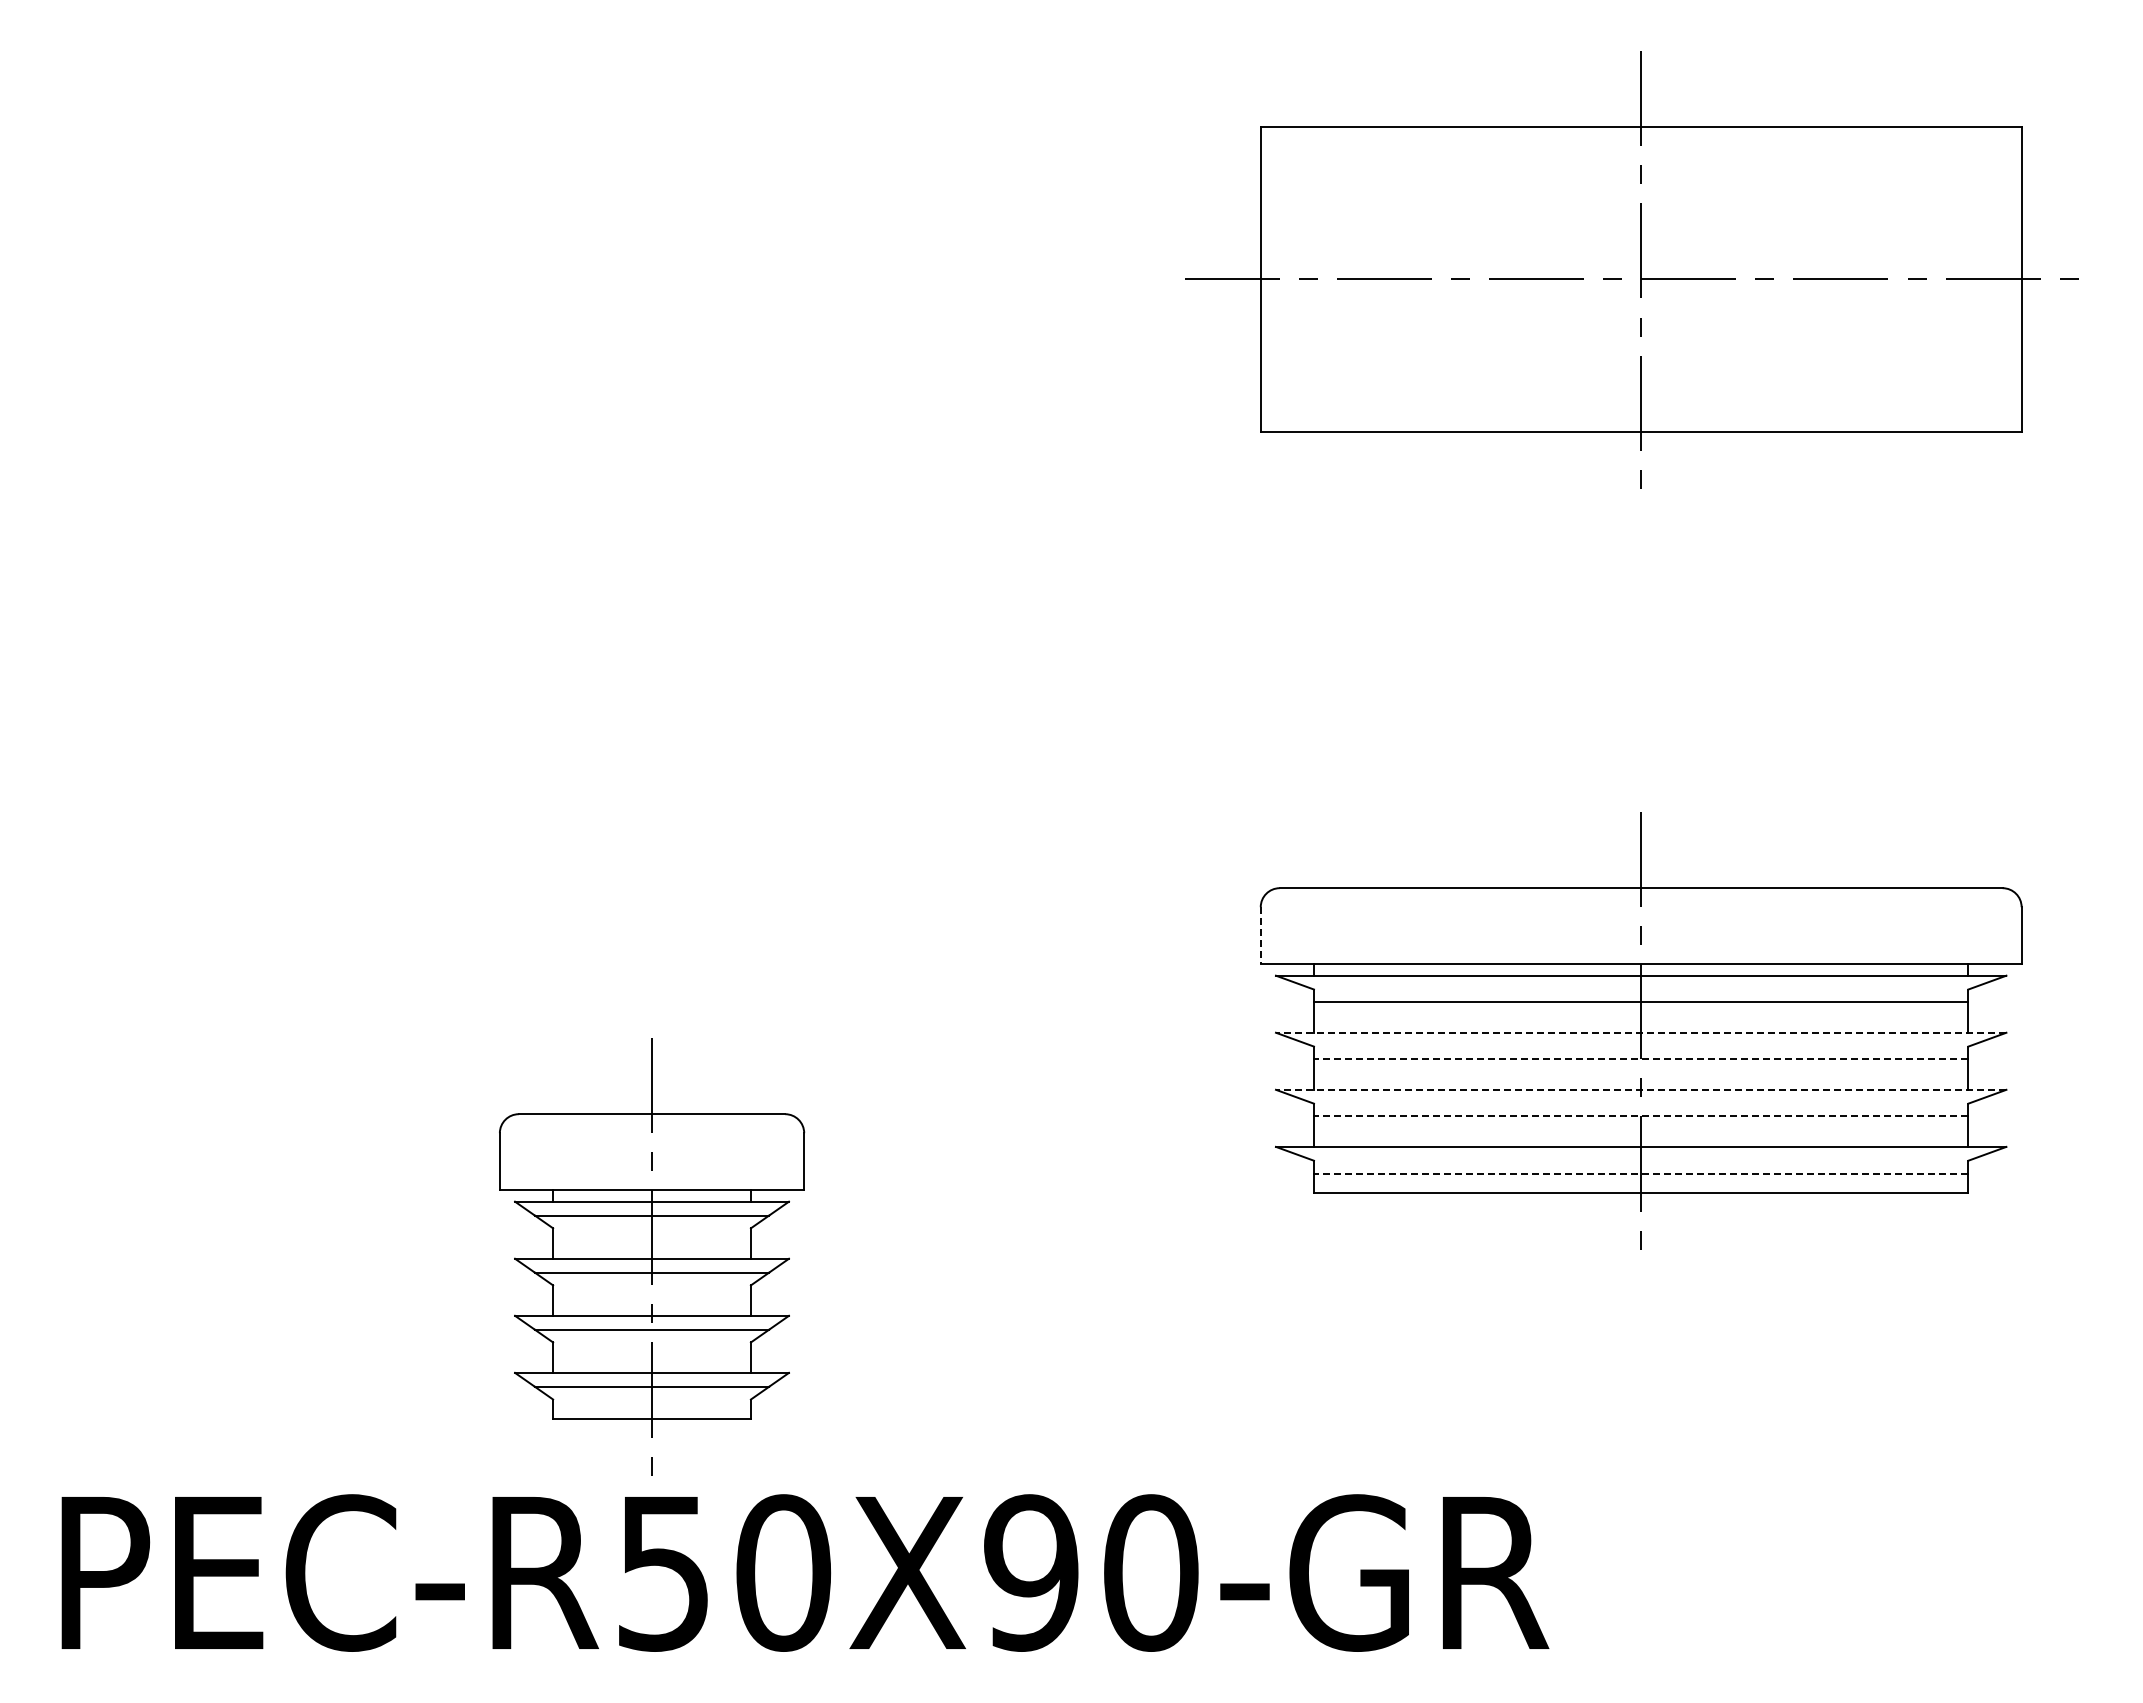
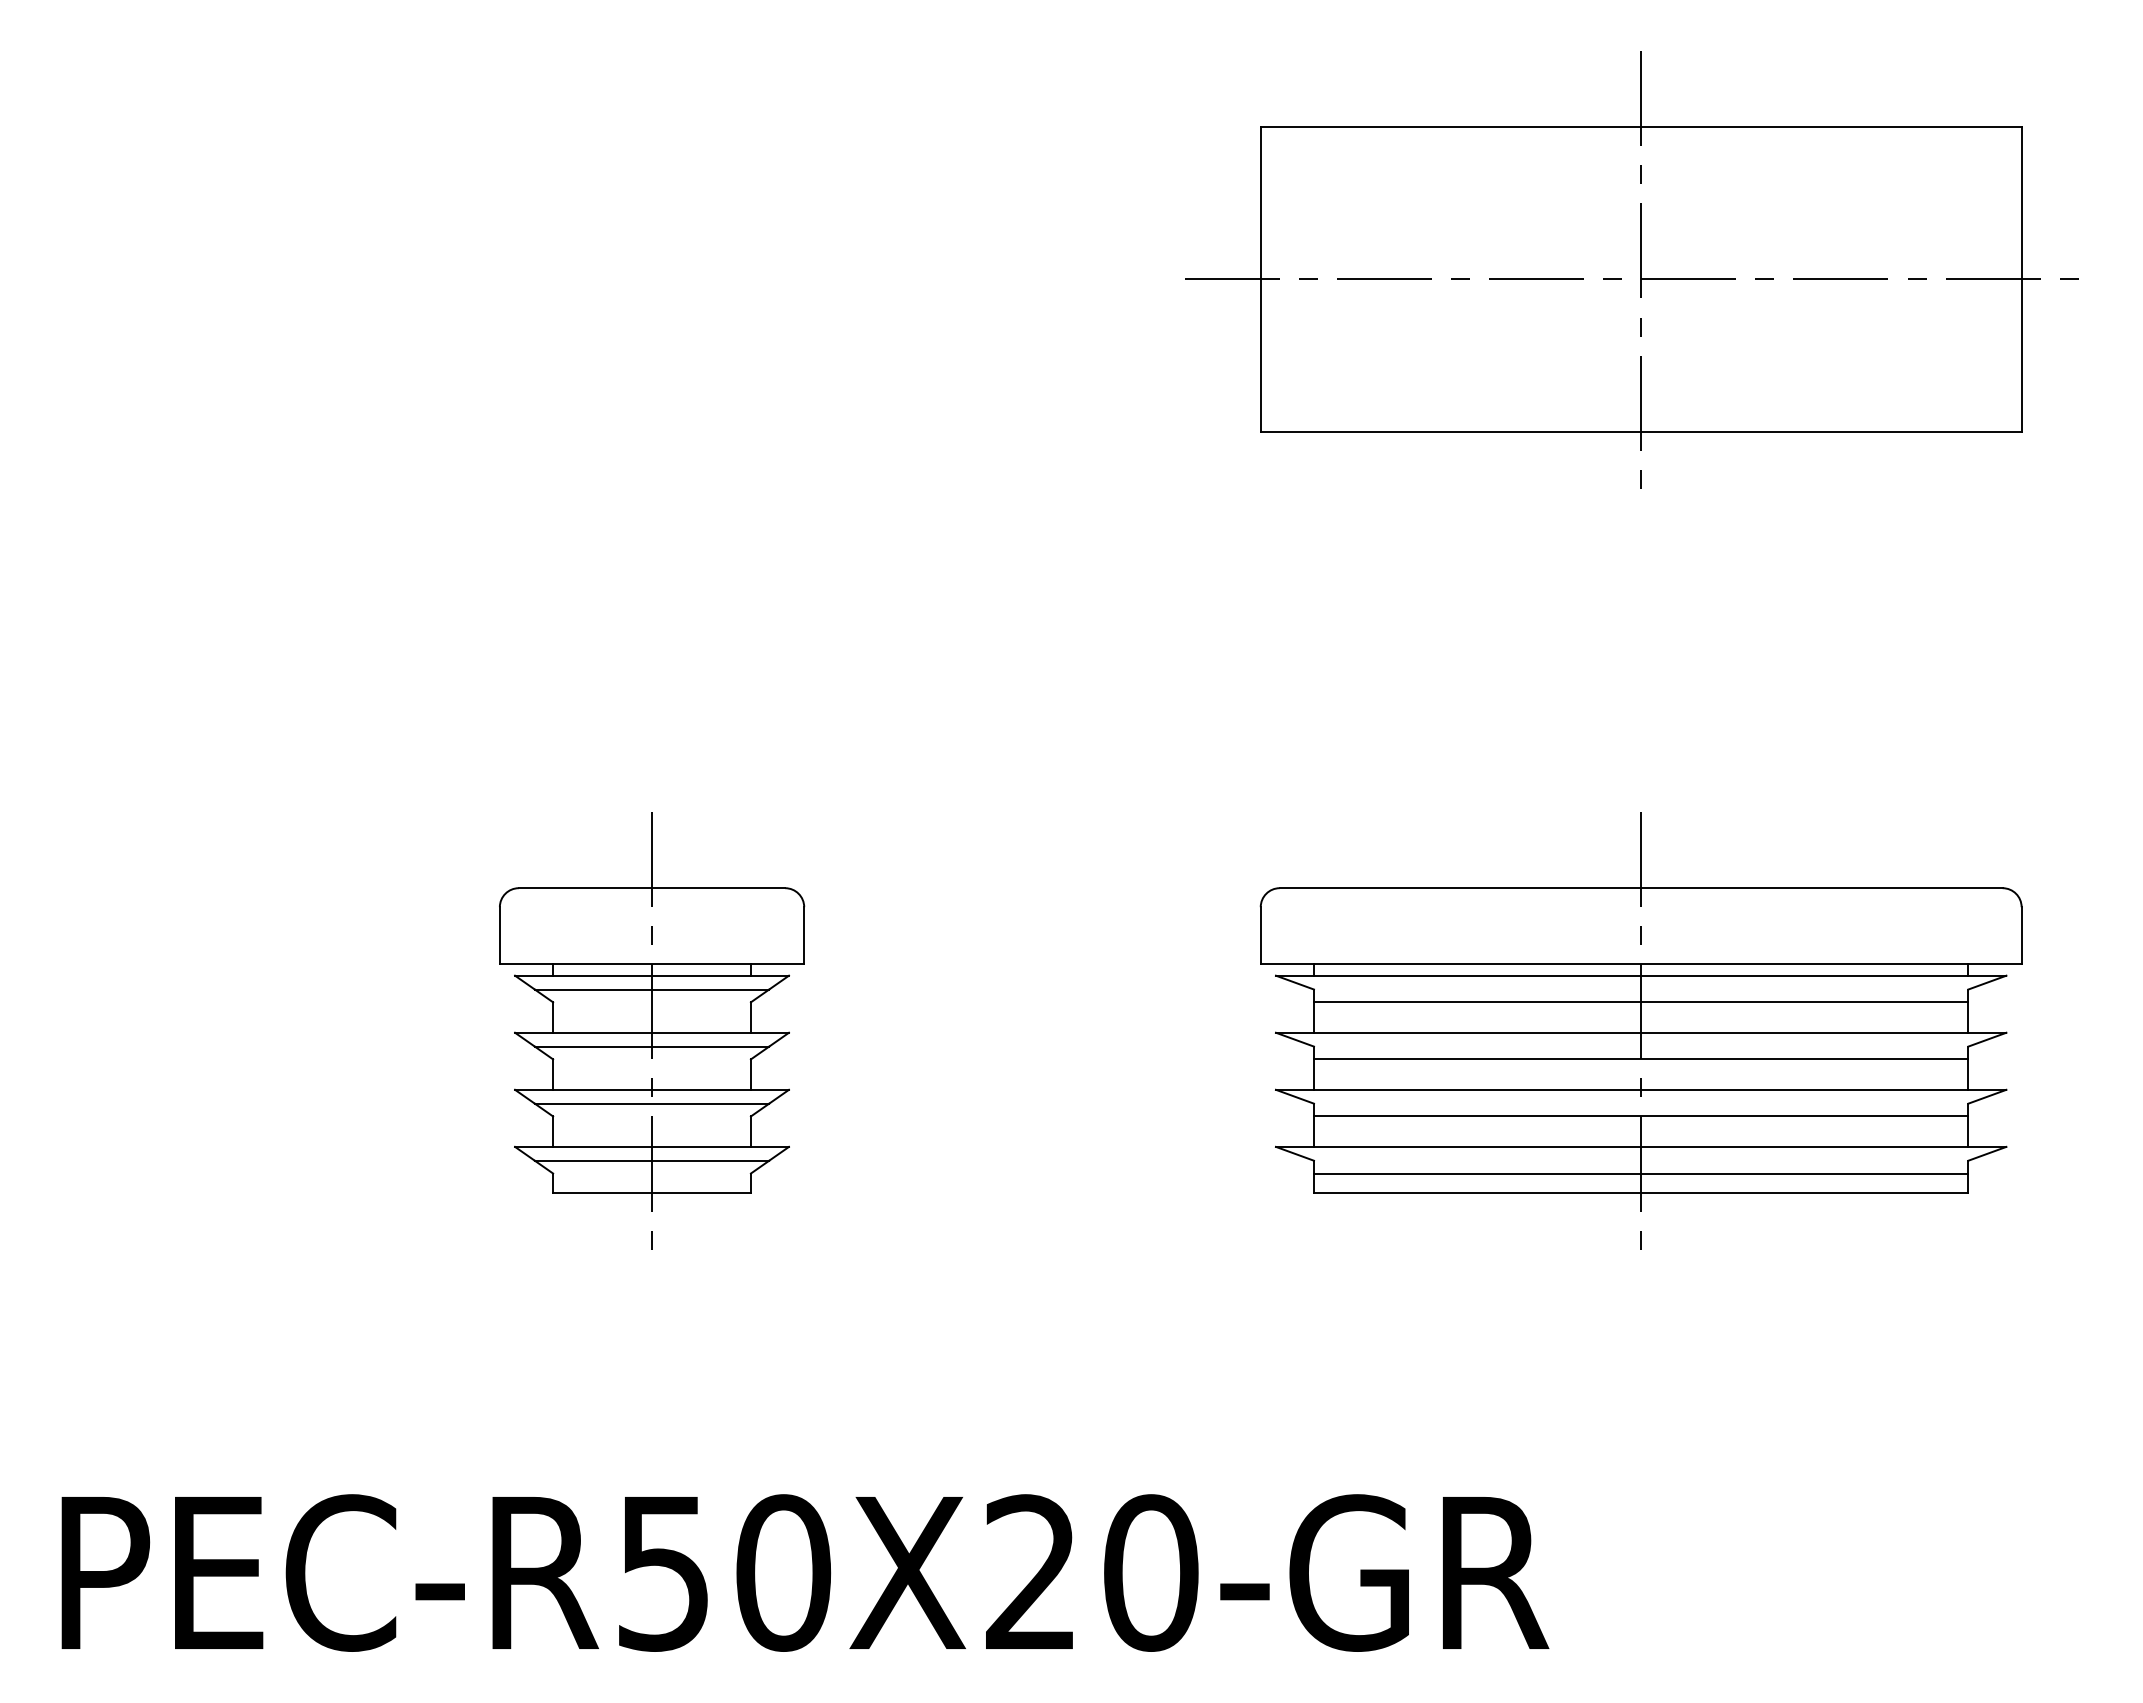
line: dashed -> solid (1260, 935)
line: dashed -> solid (1640, 1032)
line: dashed -> solid (1640, 1059)
line: dashed -> solid (1640, 1089)
line: dashed -> solid (1640, 1116)
line: dashed -> solid (1640, 1173)
part position: (652, 1256) -> (652, 1030) (652, 1030)
text: PEC-R50X90-GR -> PEC-R50X20-GR (1031, 1572)
